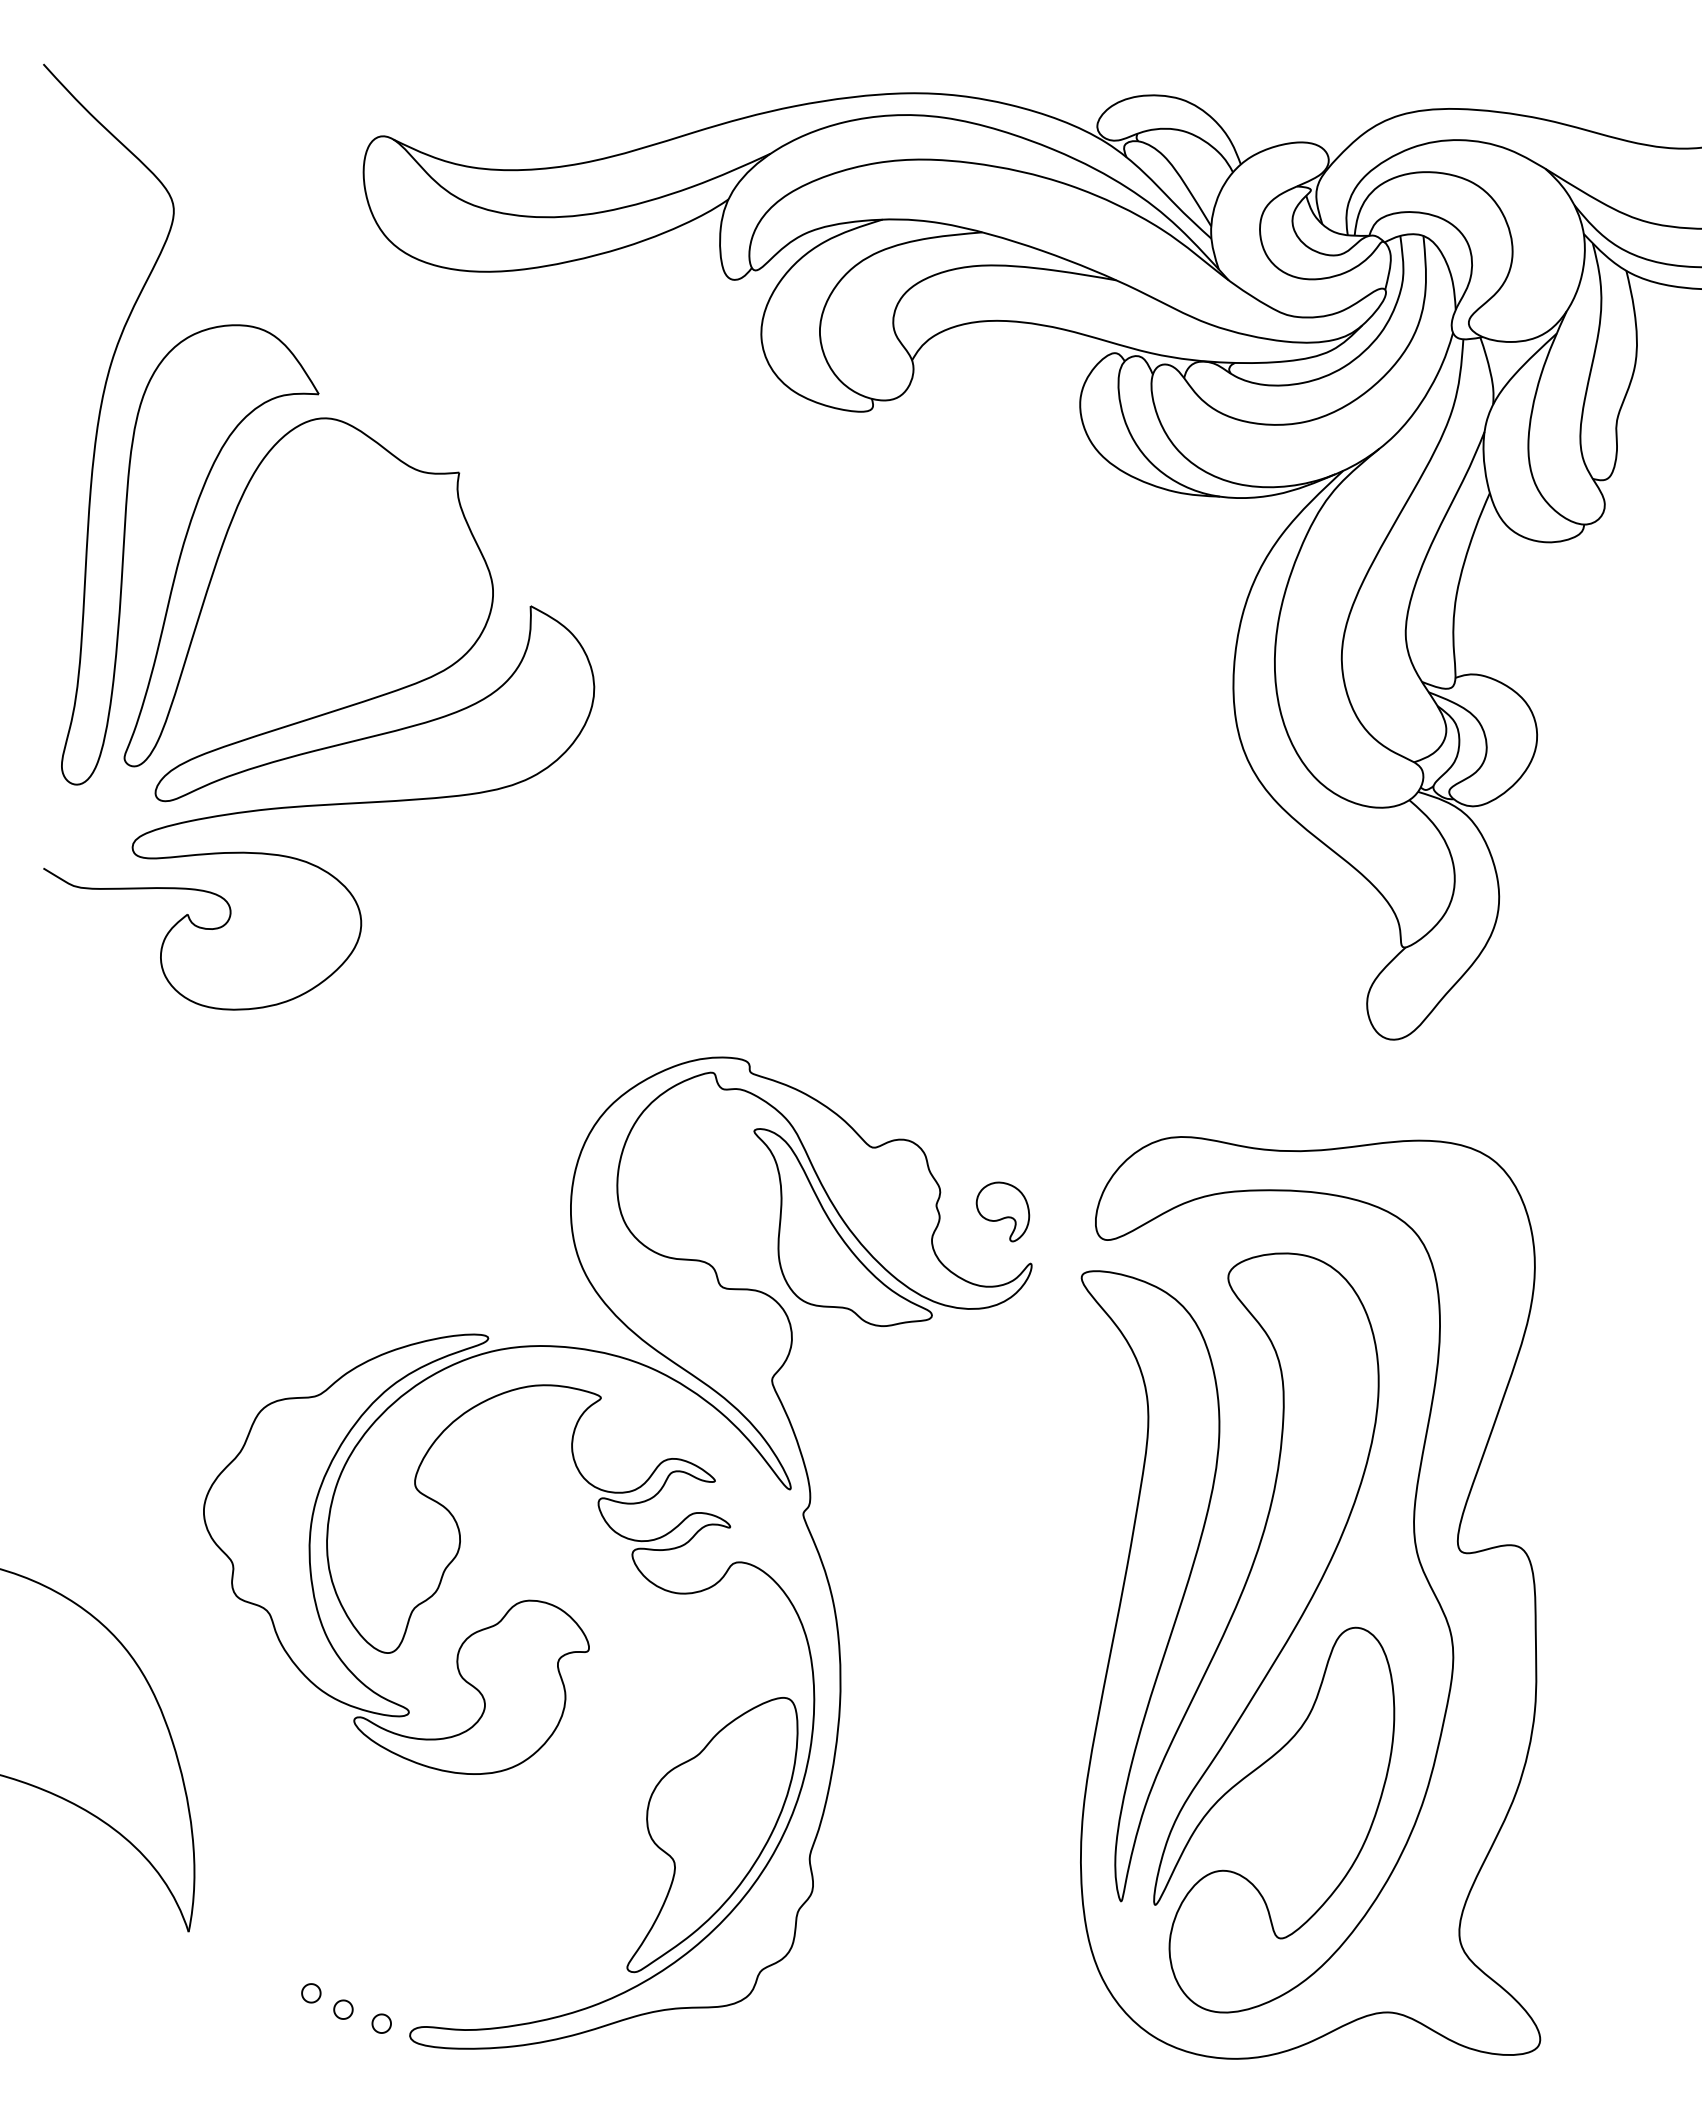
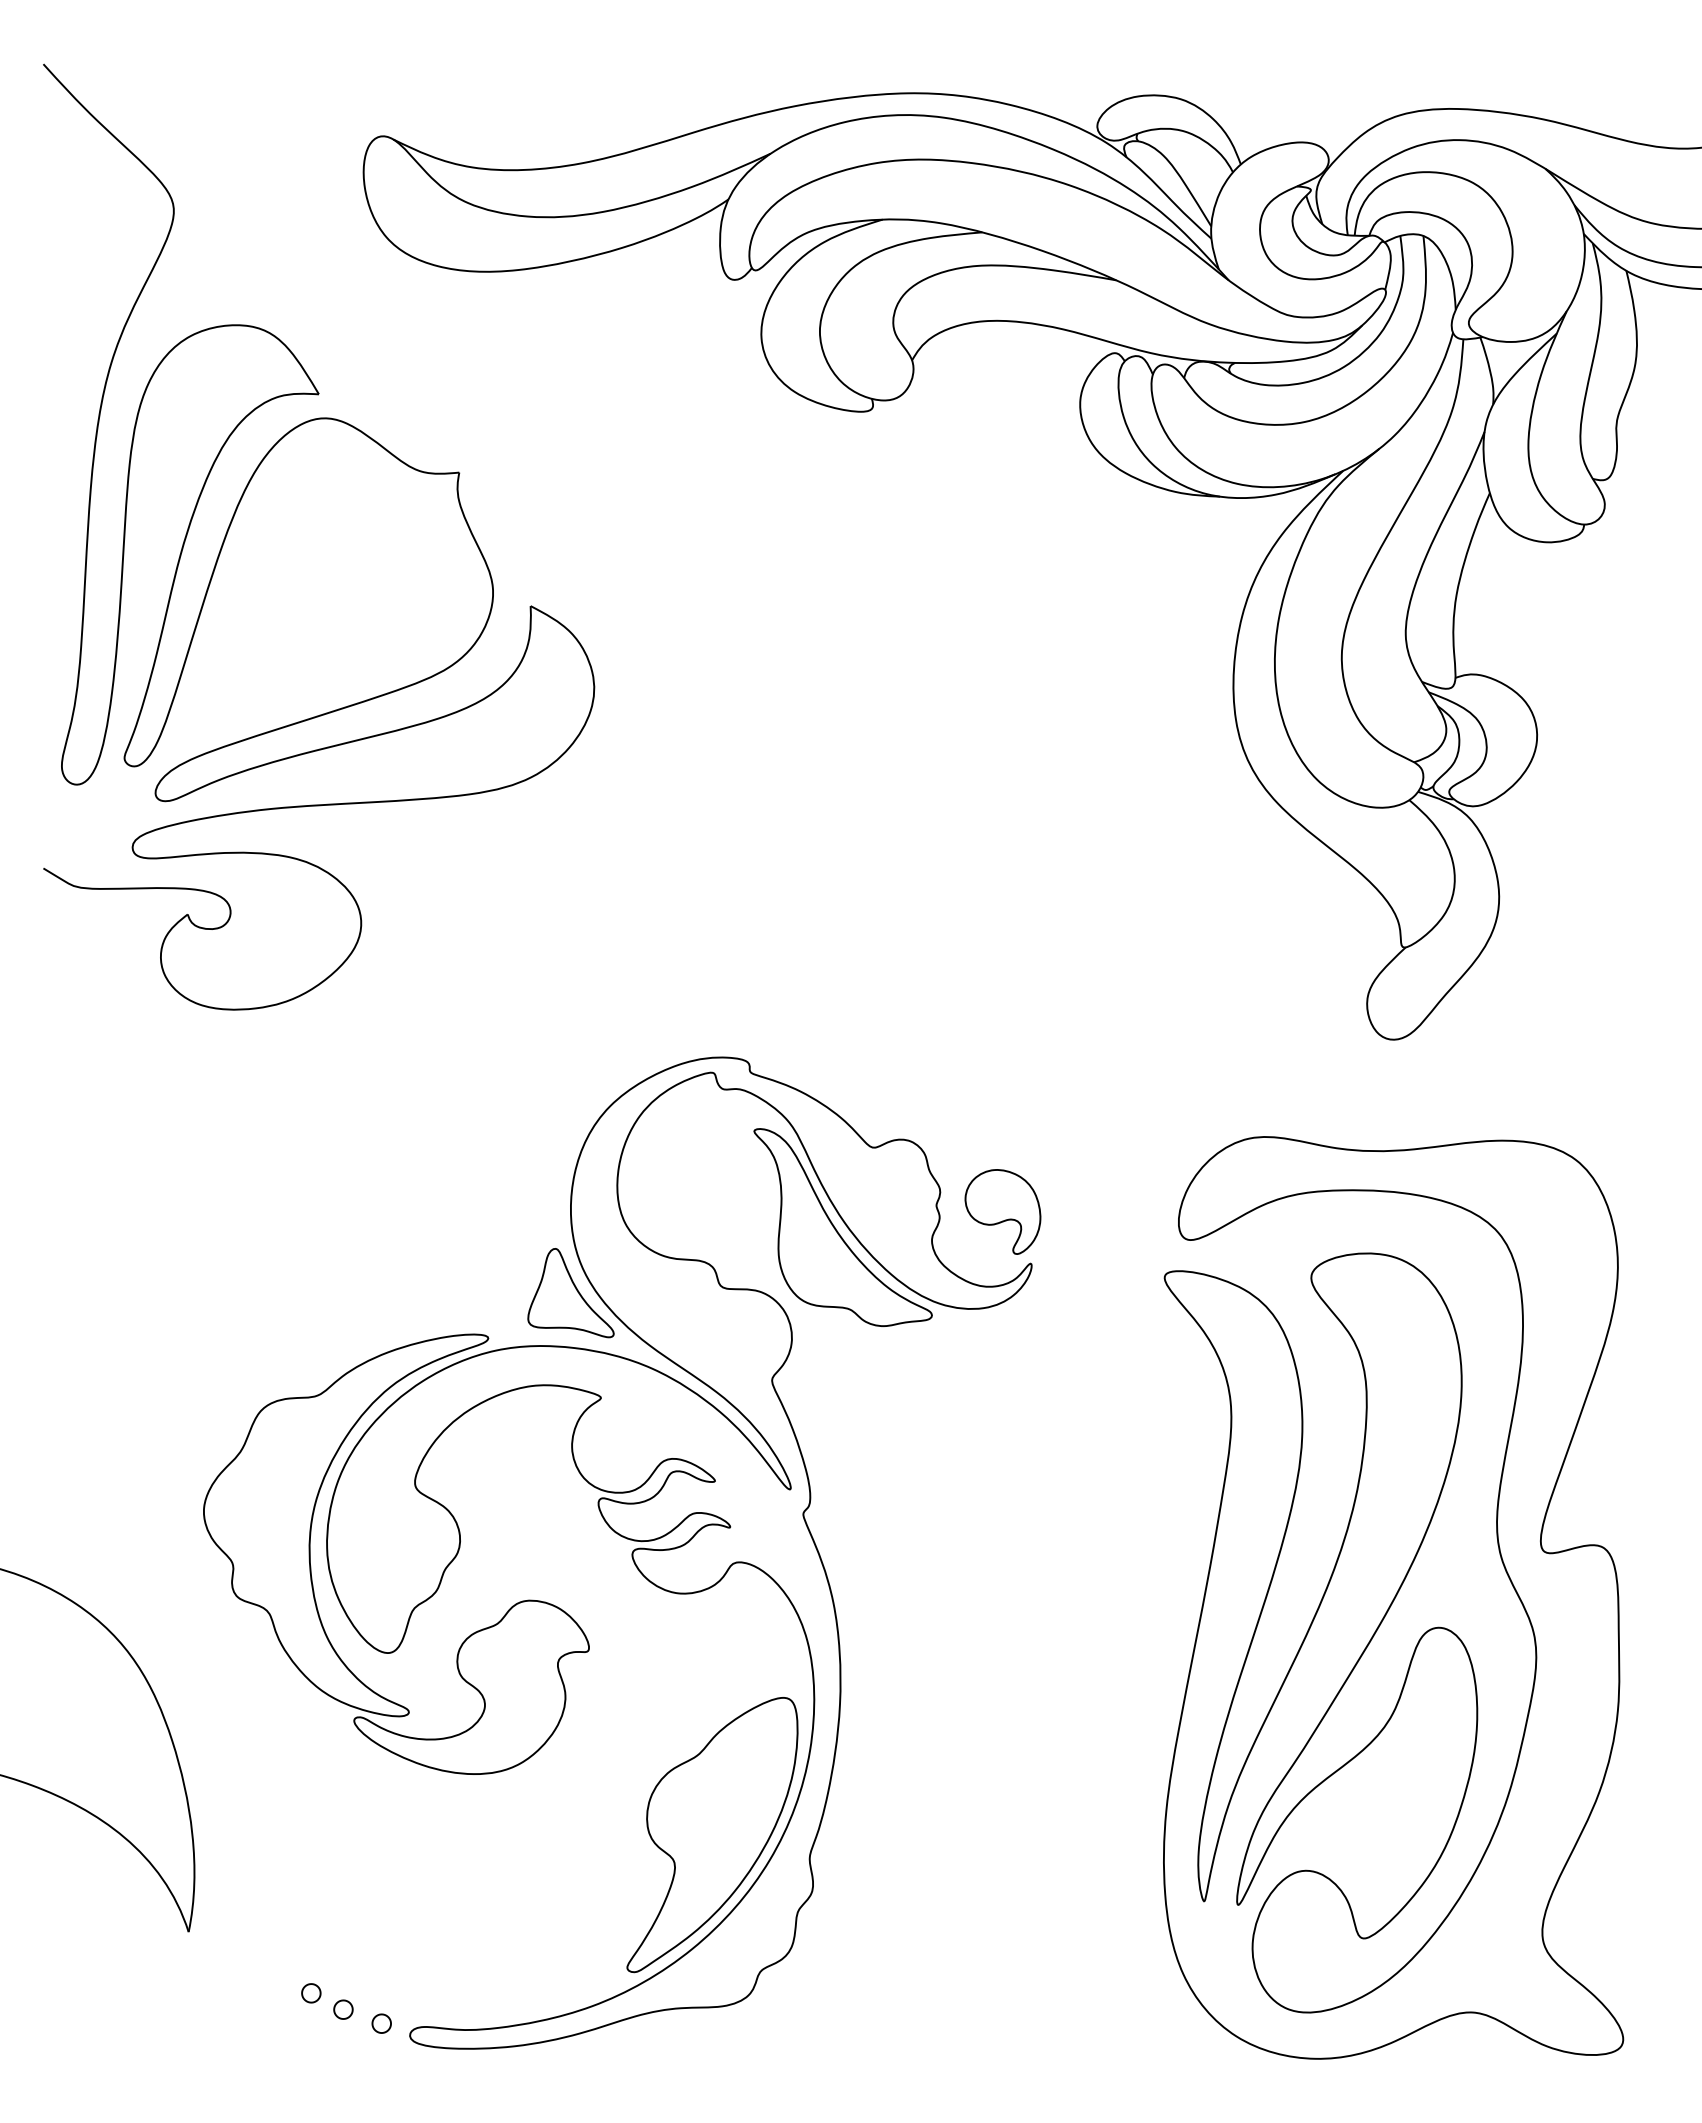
part size: 56x62 px -> 78x86 px (1002, 1211)
part: none -> present (570, 1293)
part position: (1310, 1597) -> (1393, 1597) (1393, 1597)
